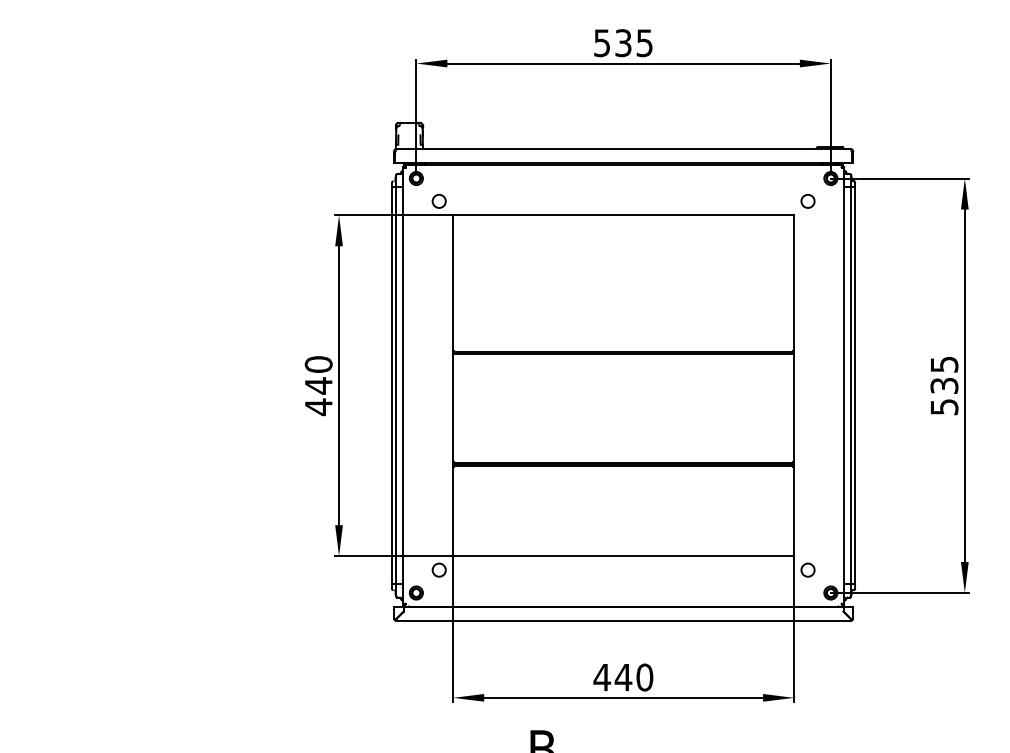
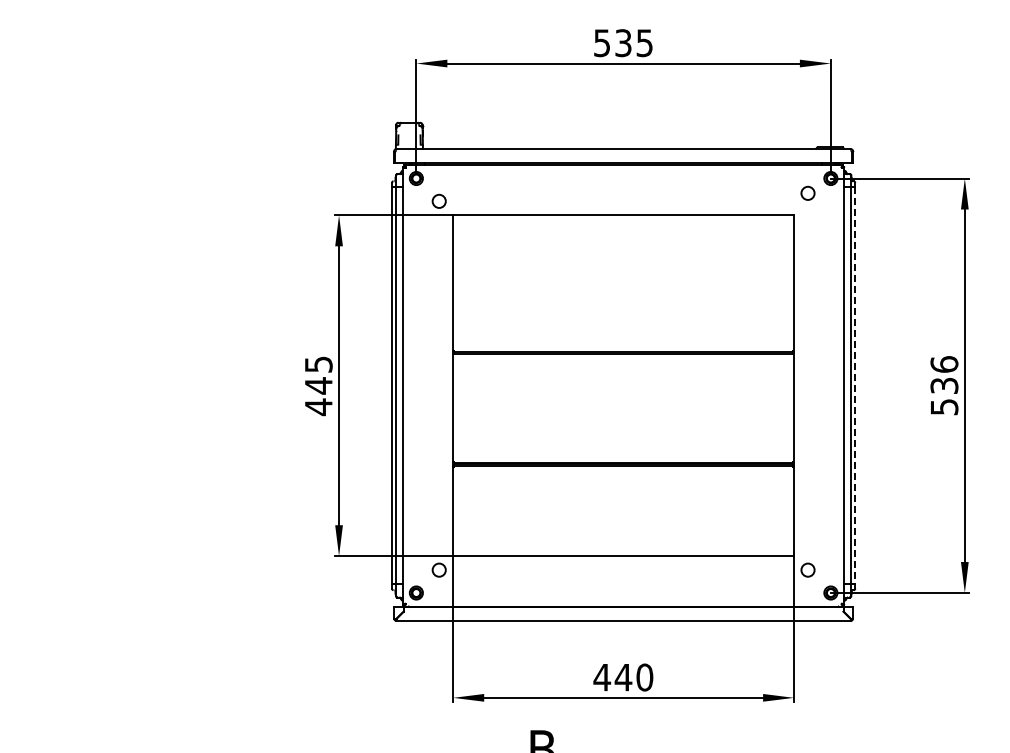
circle position: (807, 200) -> (807, 192) (807, 192)
text: 440 -> 445 (318, 364)
text: 535 -> 536 (944, 364)
line: solid -> dashed (855, 386)
